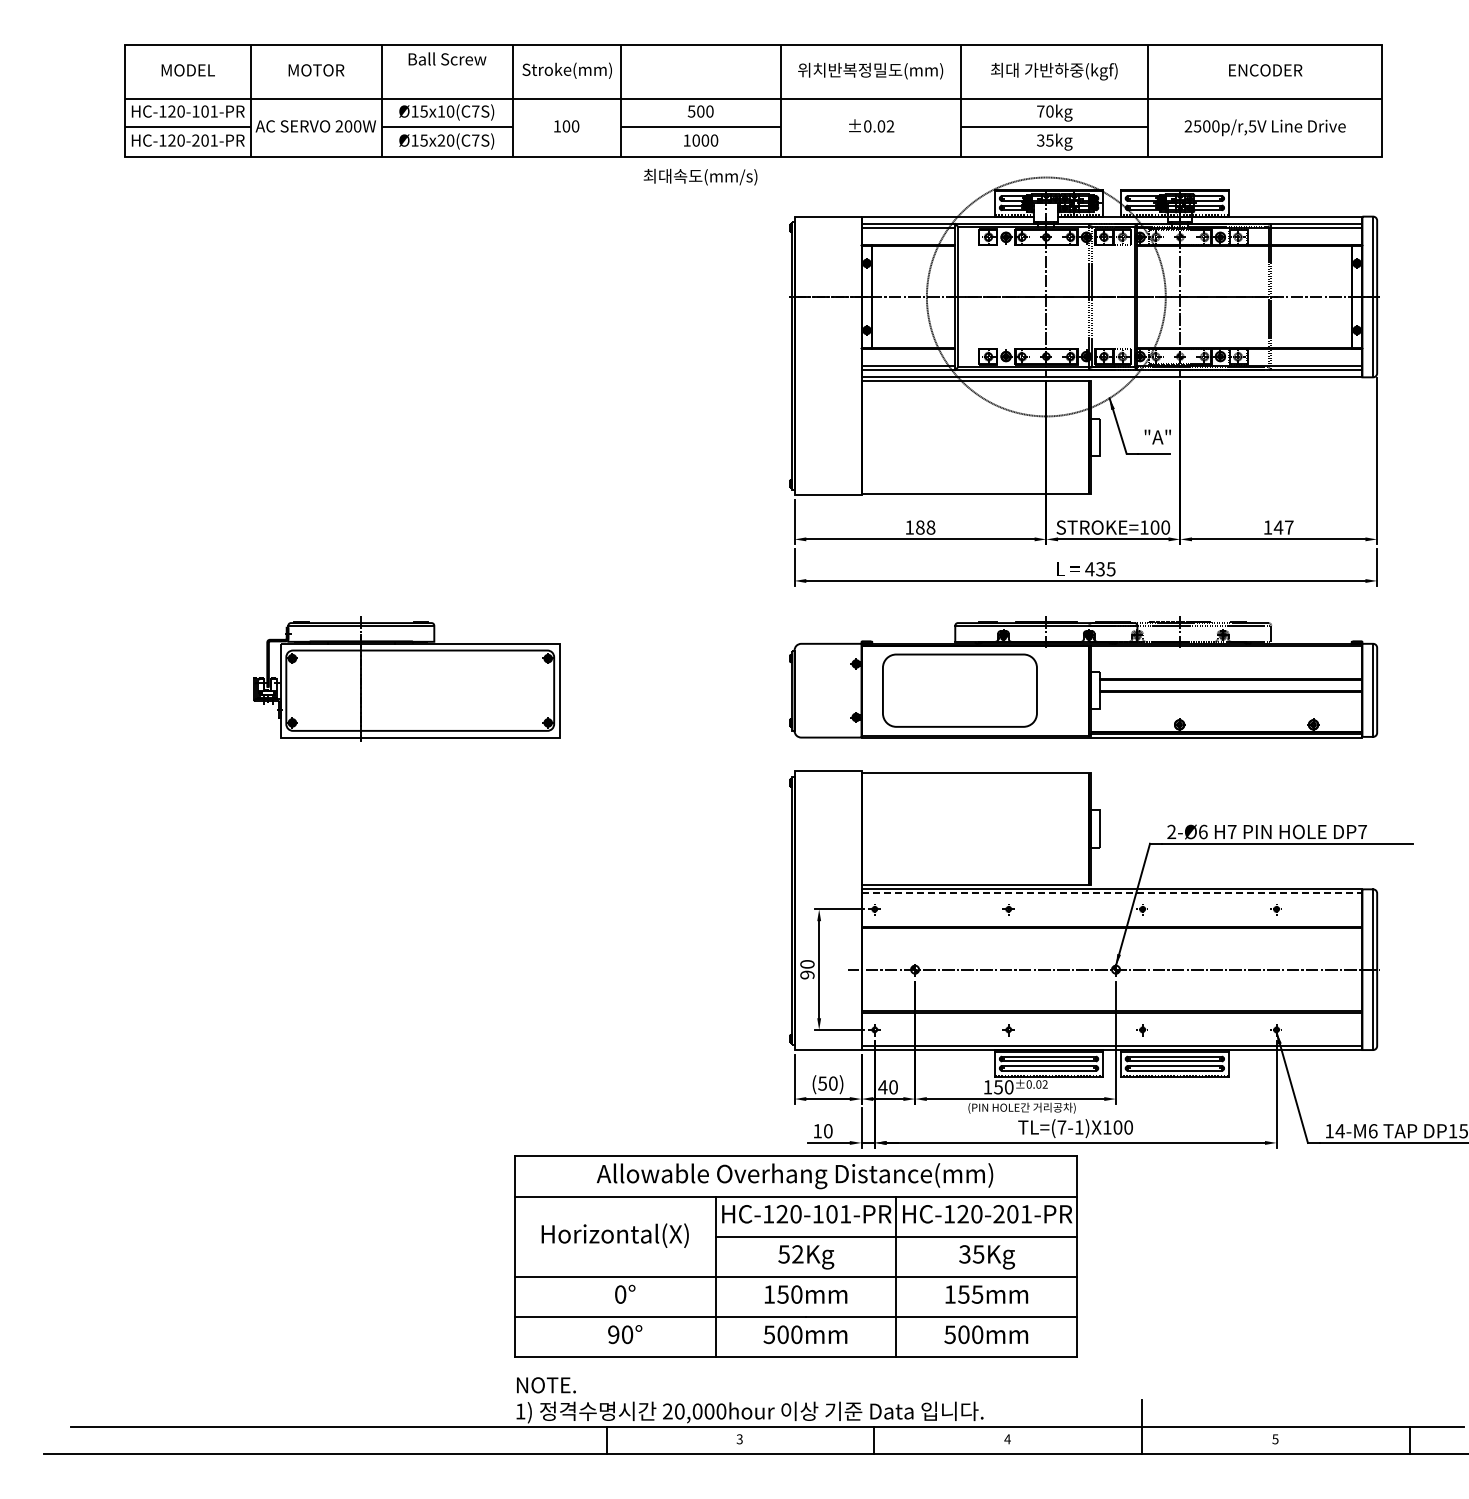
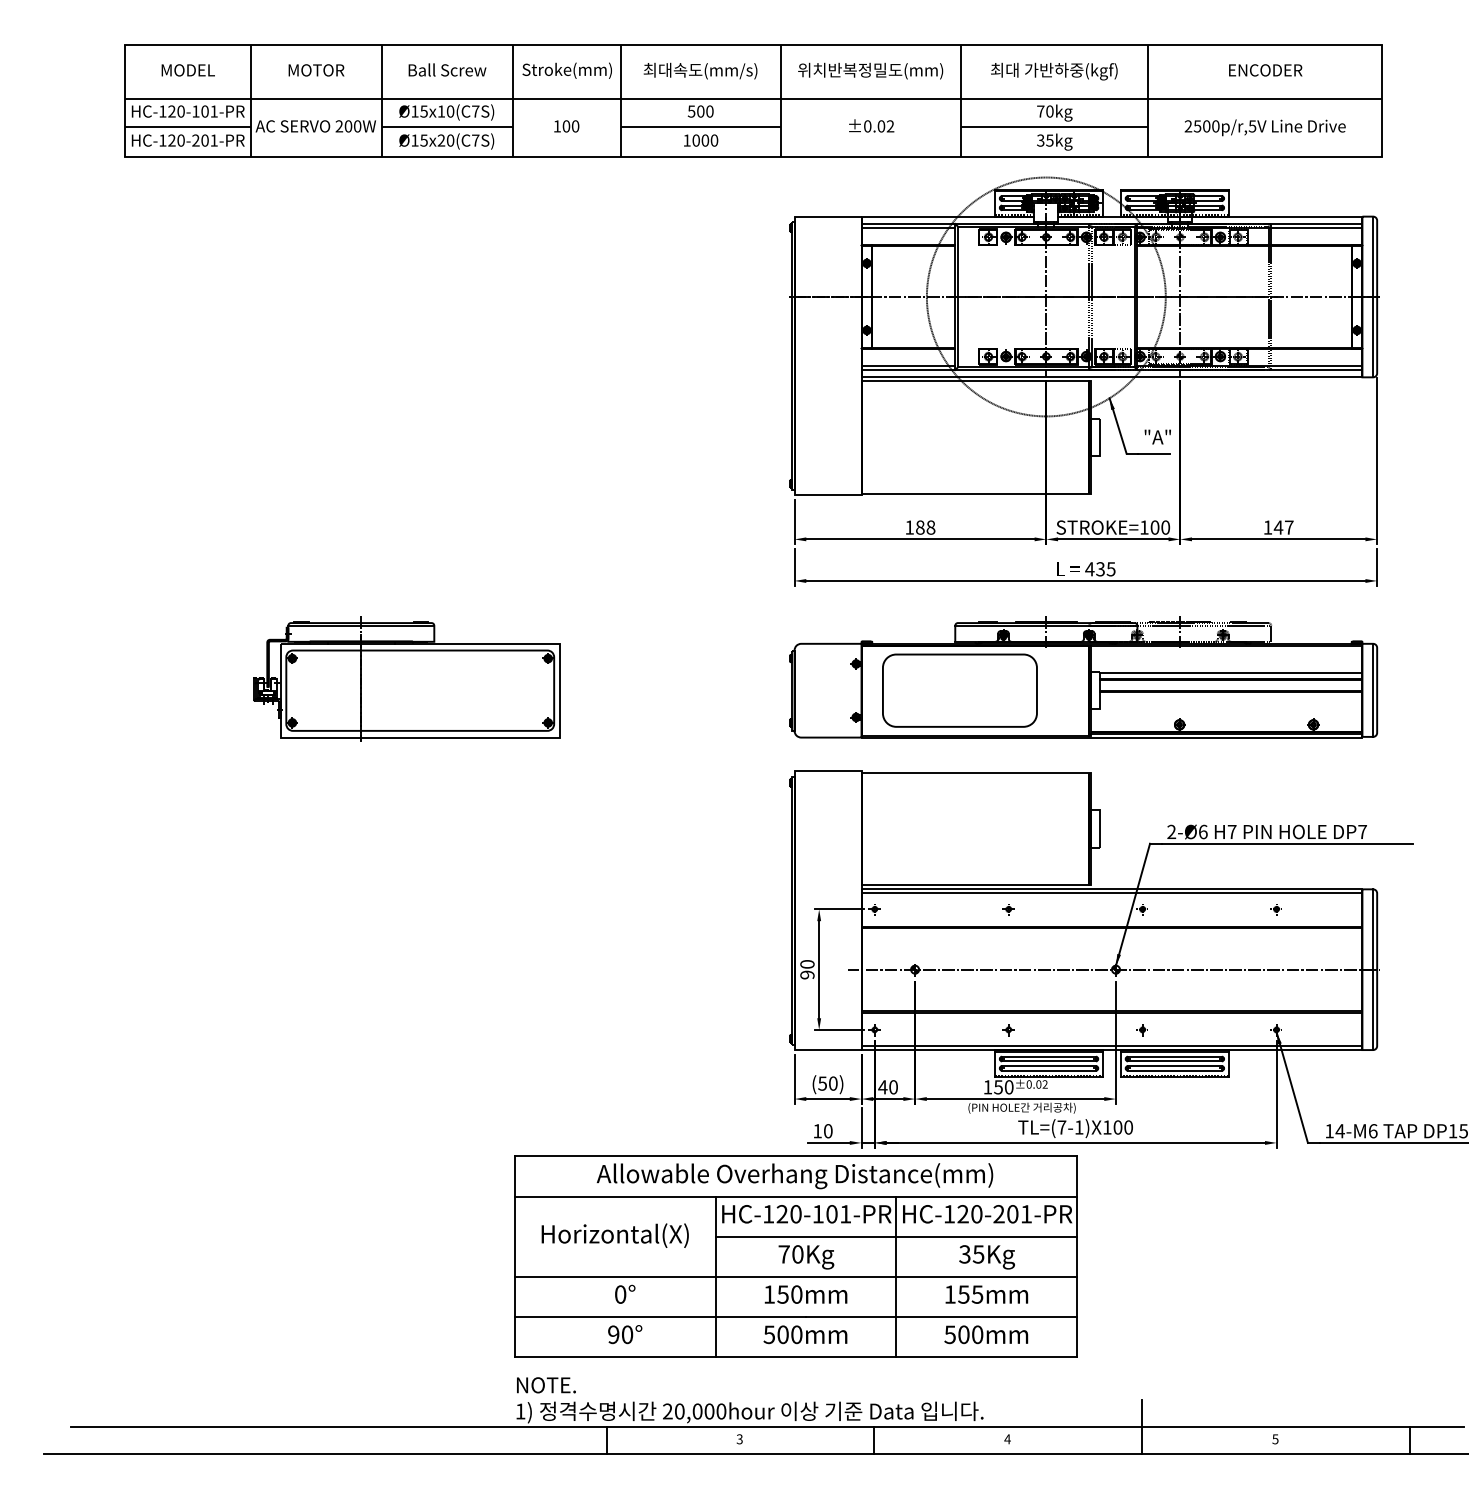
text position: (447, 58) -> (447, 69) (447, 69)
text position: (700, 176) -> (700, 70) (700, 70)
line: none -> present (1231, 673)
line: dashed -> solid (1112, 893)
text: 52Kg -> 70Kg (790, 1254)
